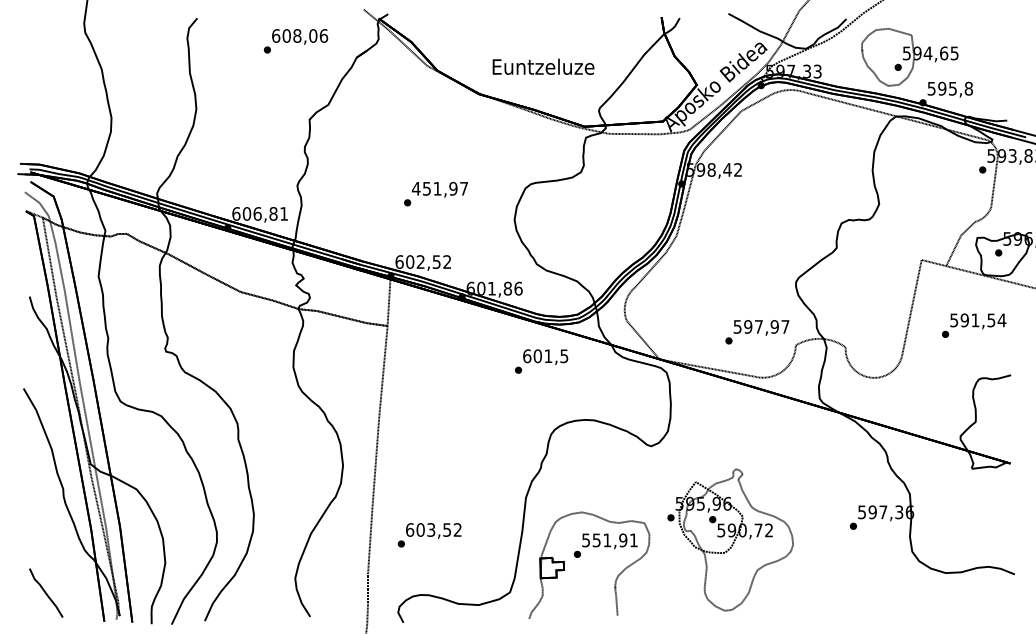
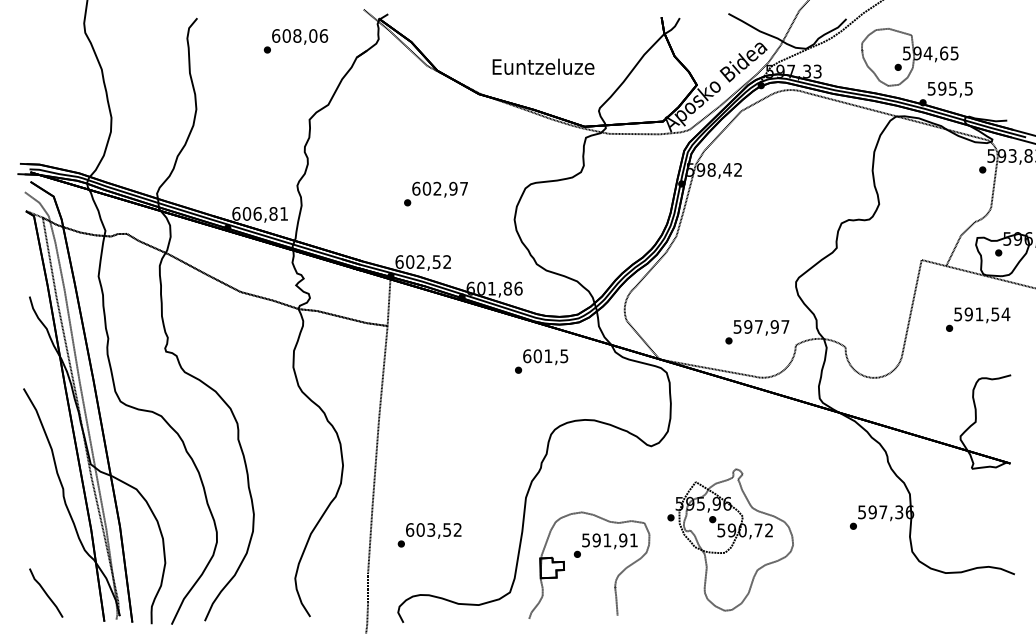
text: 595,8 -> 595,5 (968, 88)
text: 451,97 -> 602,97 (426, 188)
text position: (974, 325) -> (978, 319) (978, 319)
text: 551,91 -> 591,91 (596, 540)
